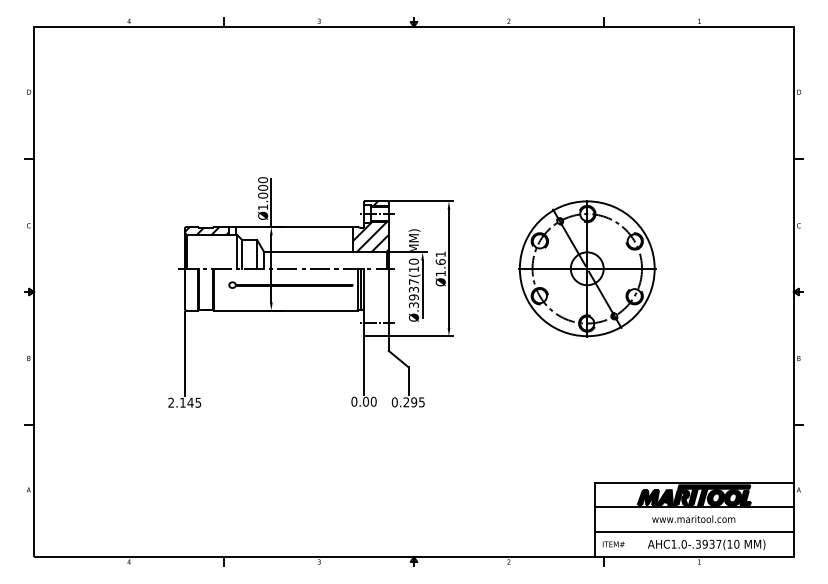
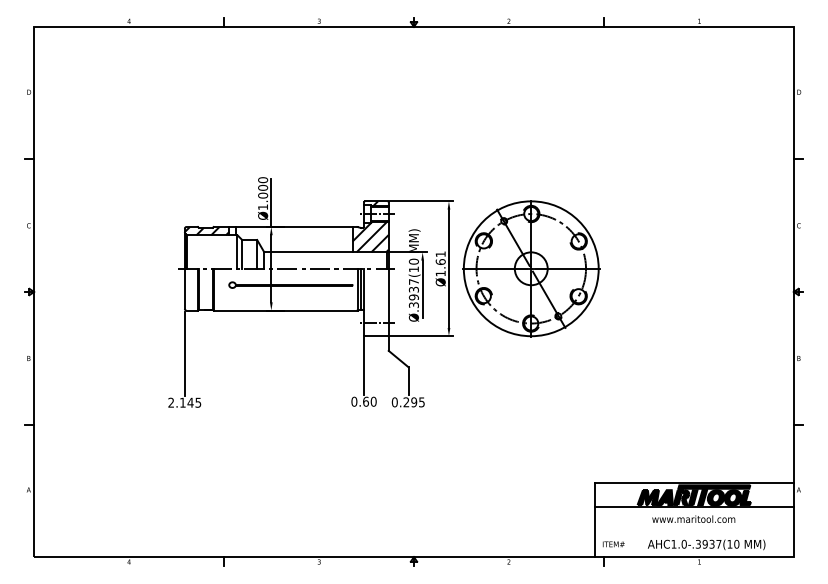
part position: (587, 268) -> (531, 268) (531, 268)
text: 0.00 -> 0.60 (366, 401)
line: present -> none (693, 532)
